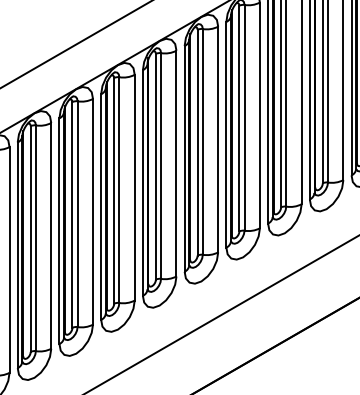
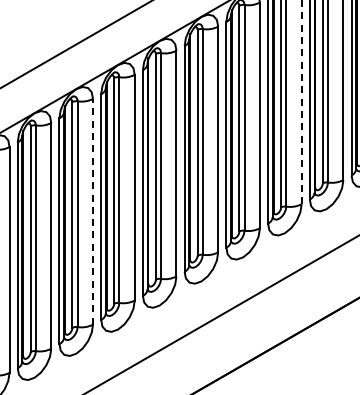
line: solid -> dashed (301, 102)
line: solid -> dashed (93, 211)
